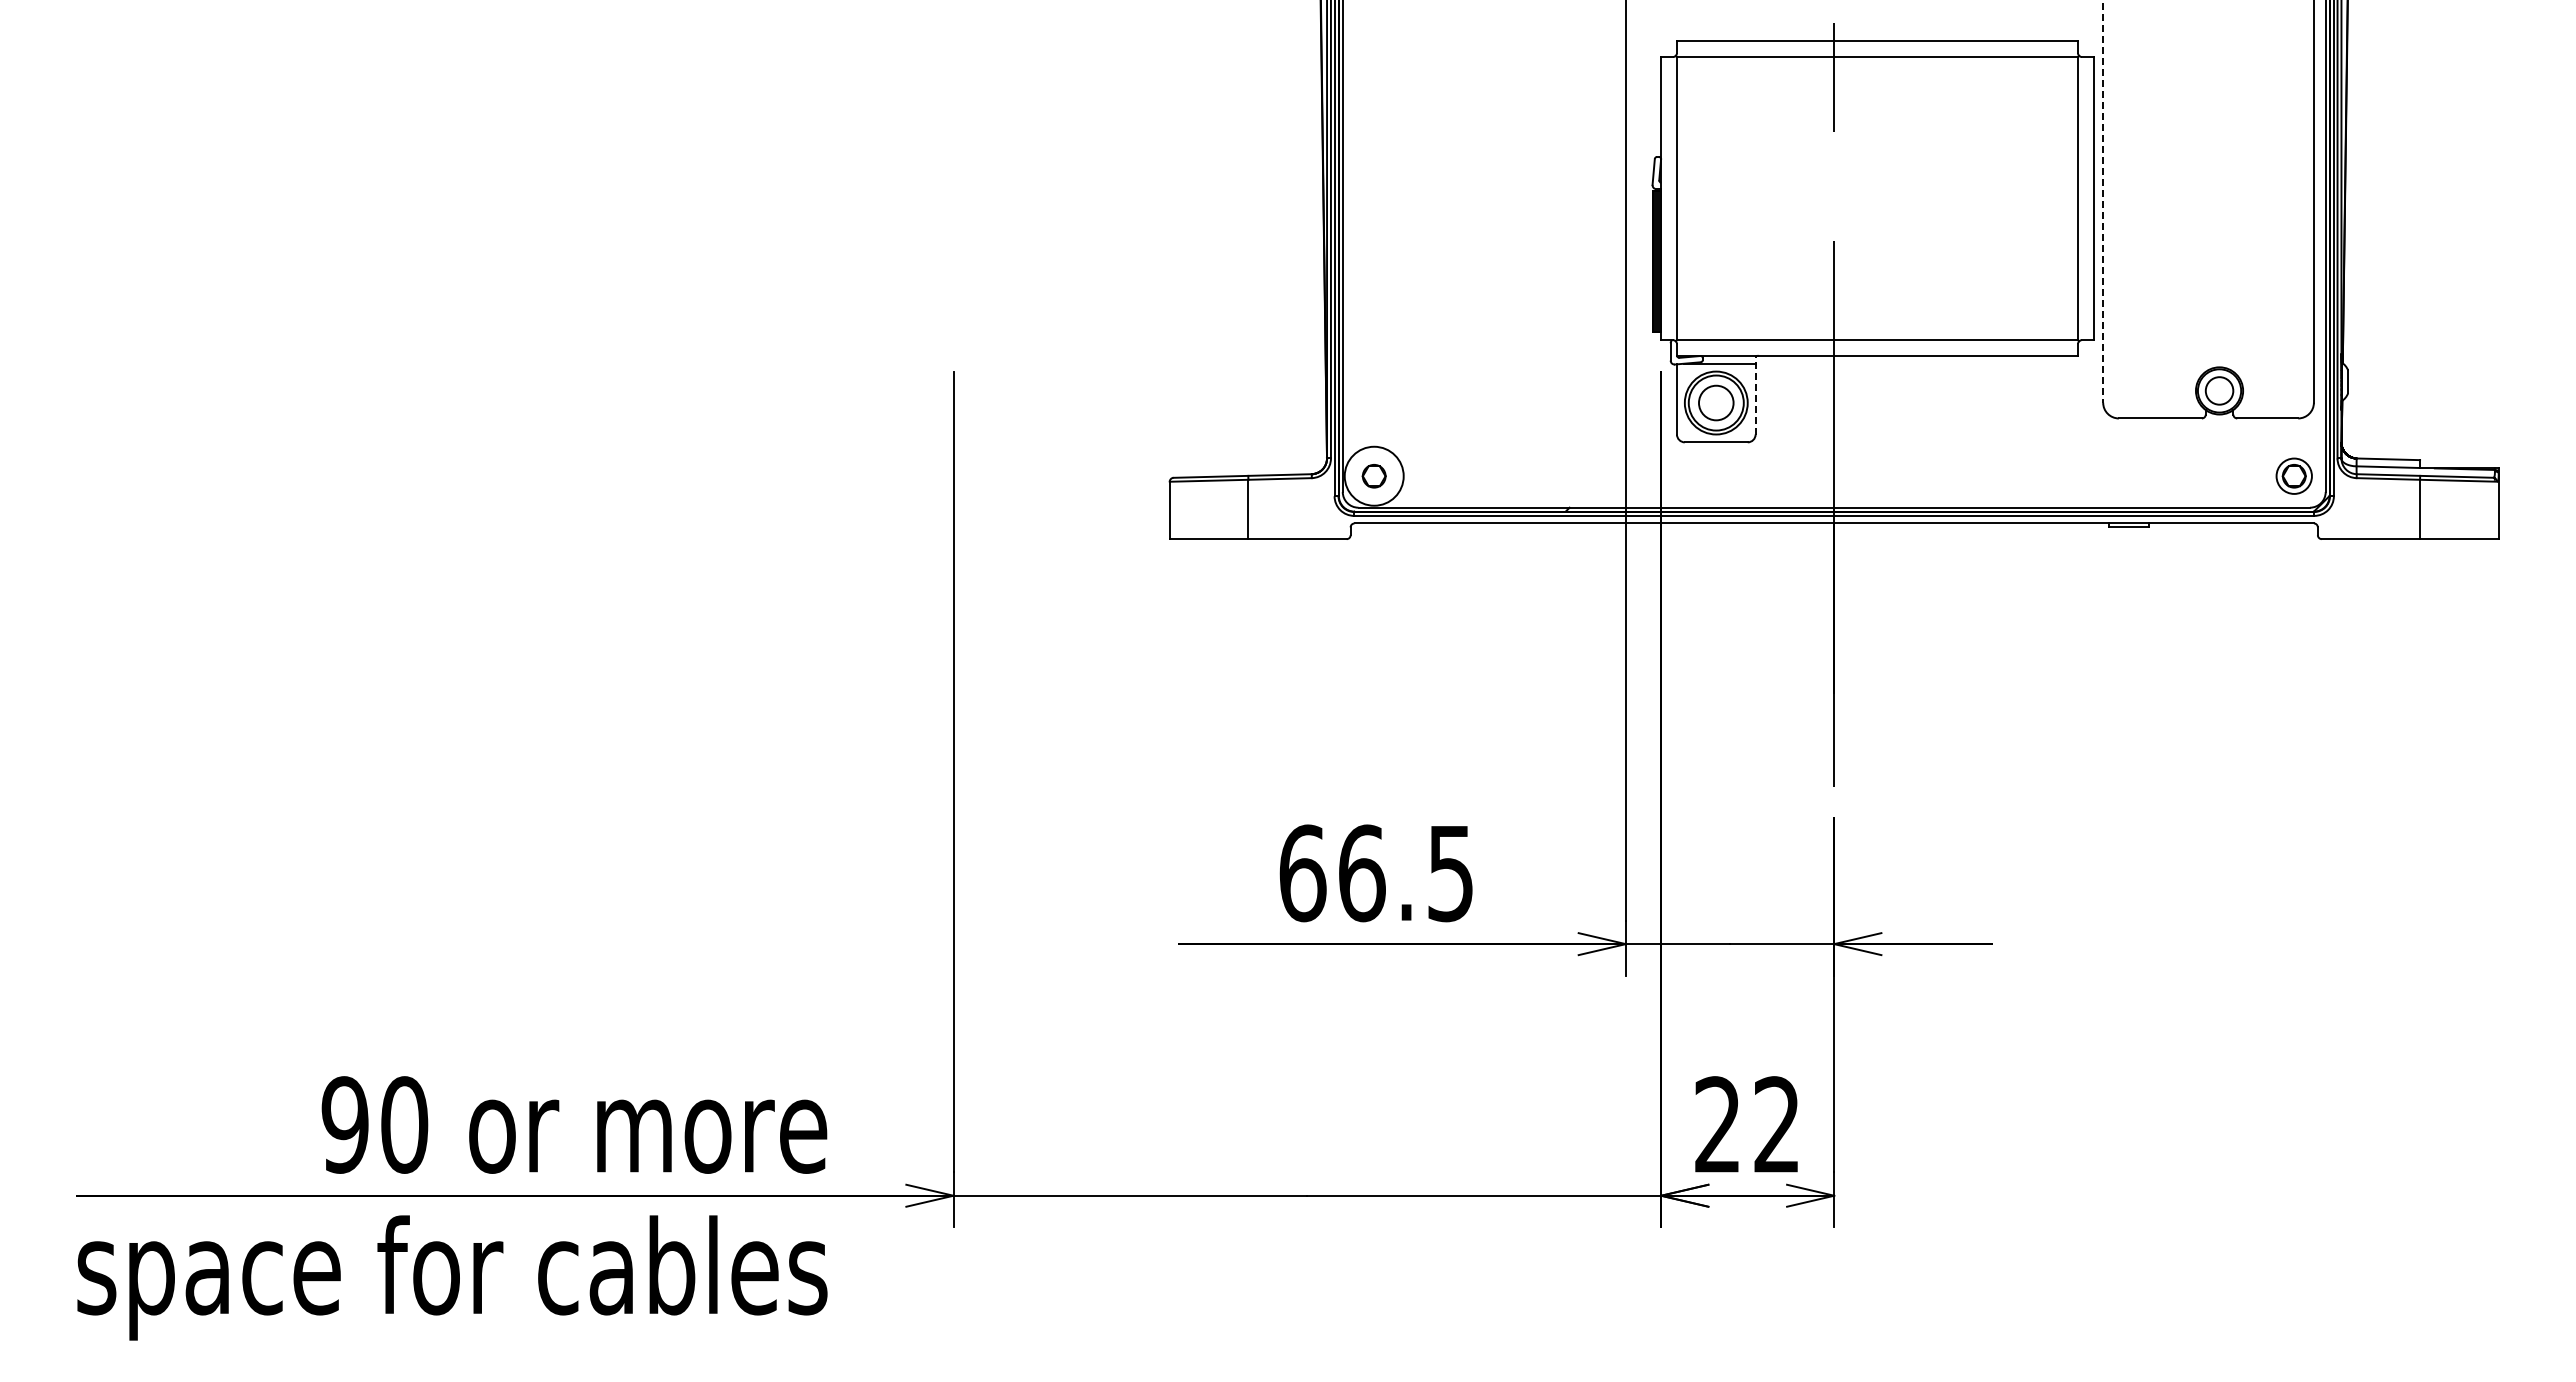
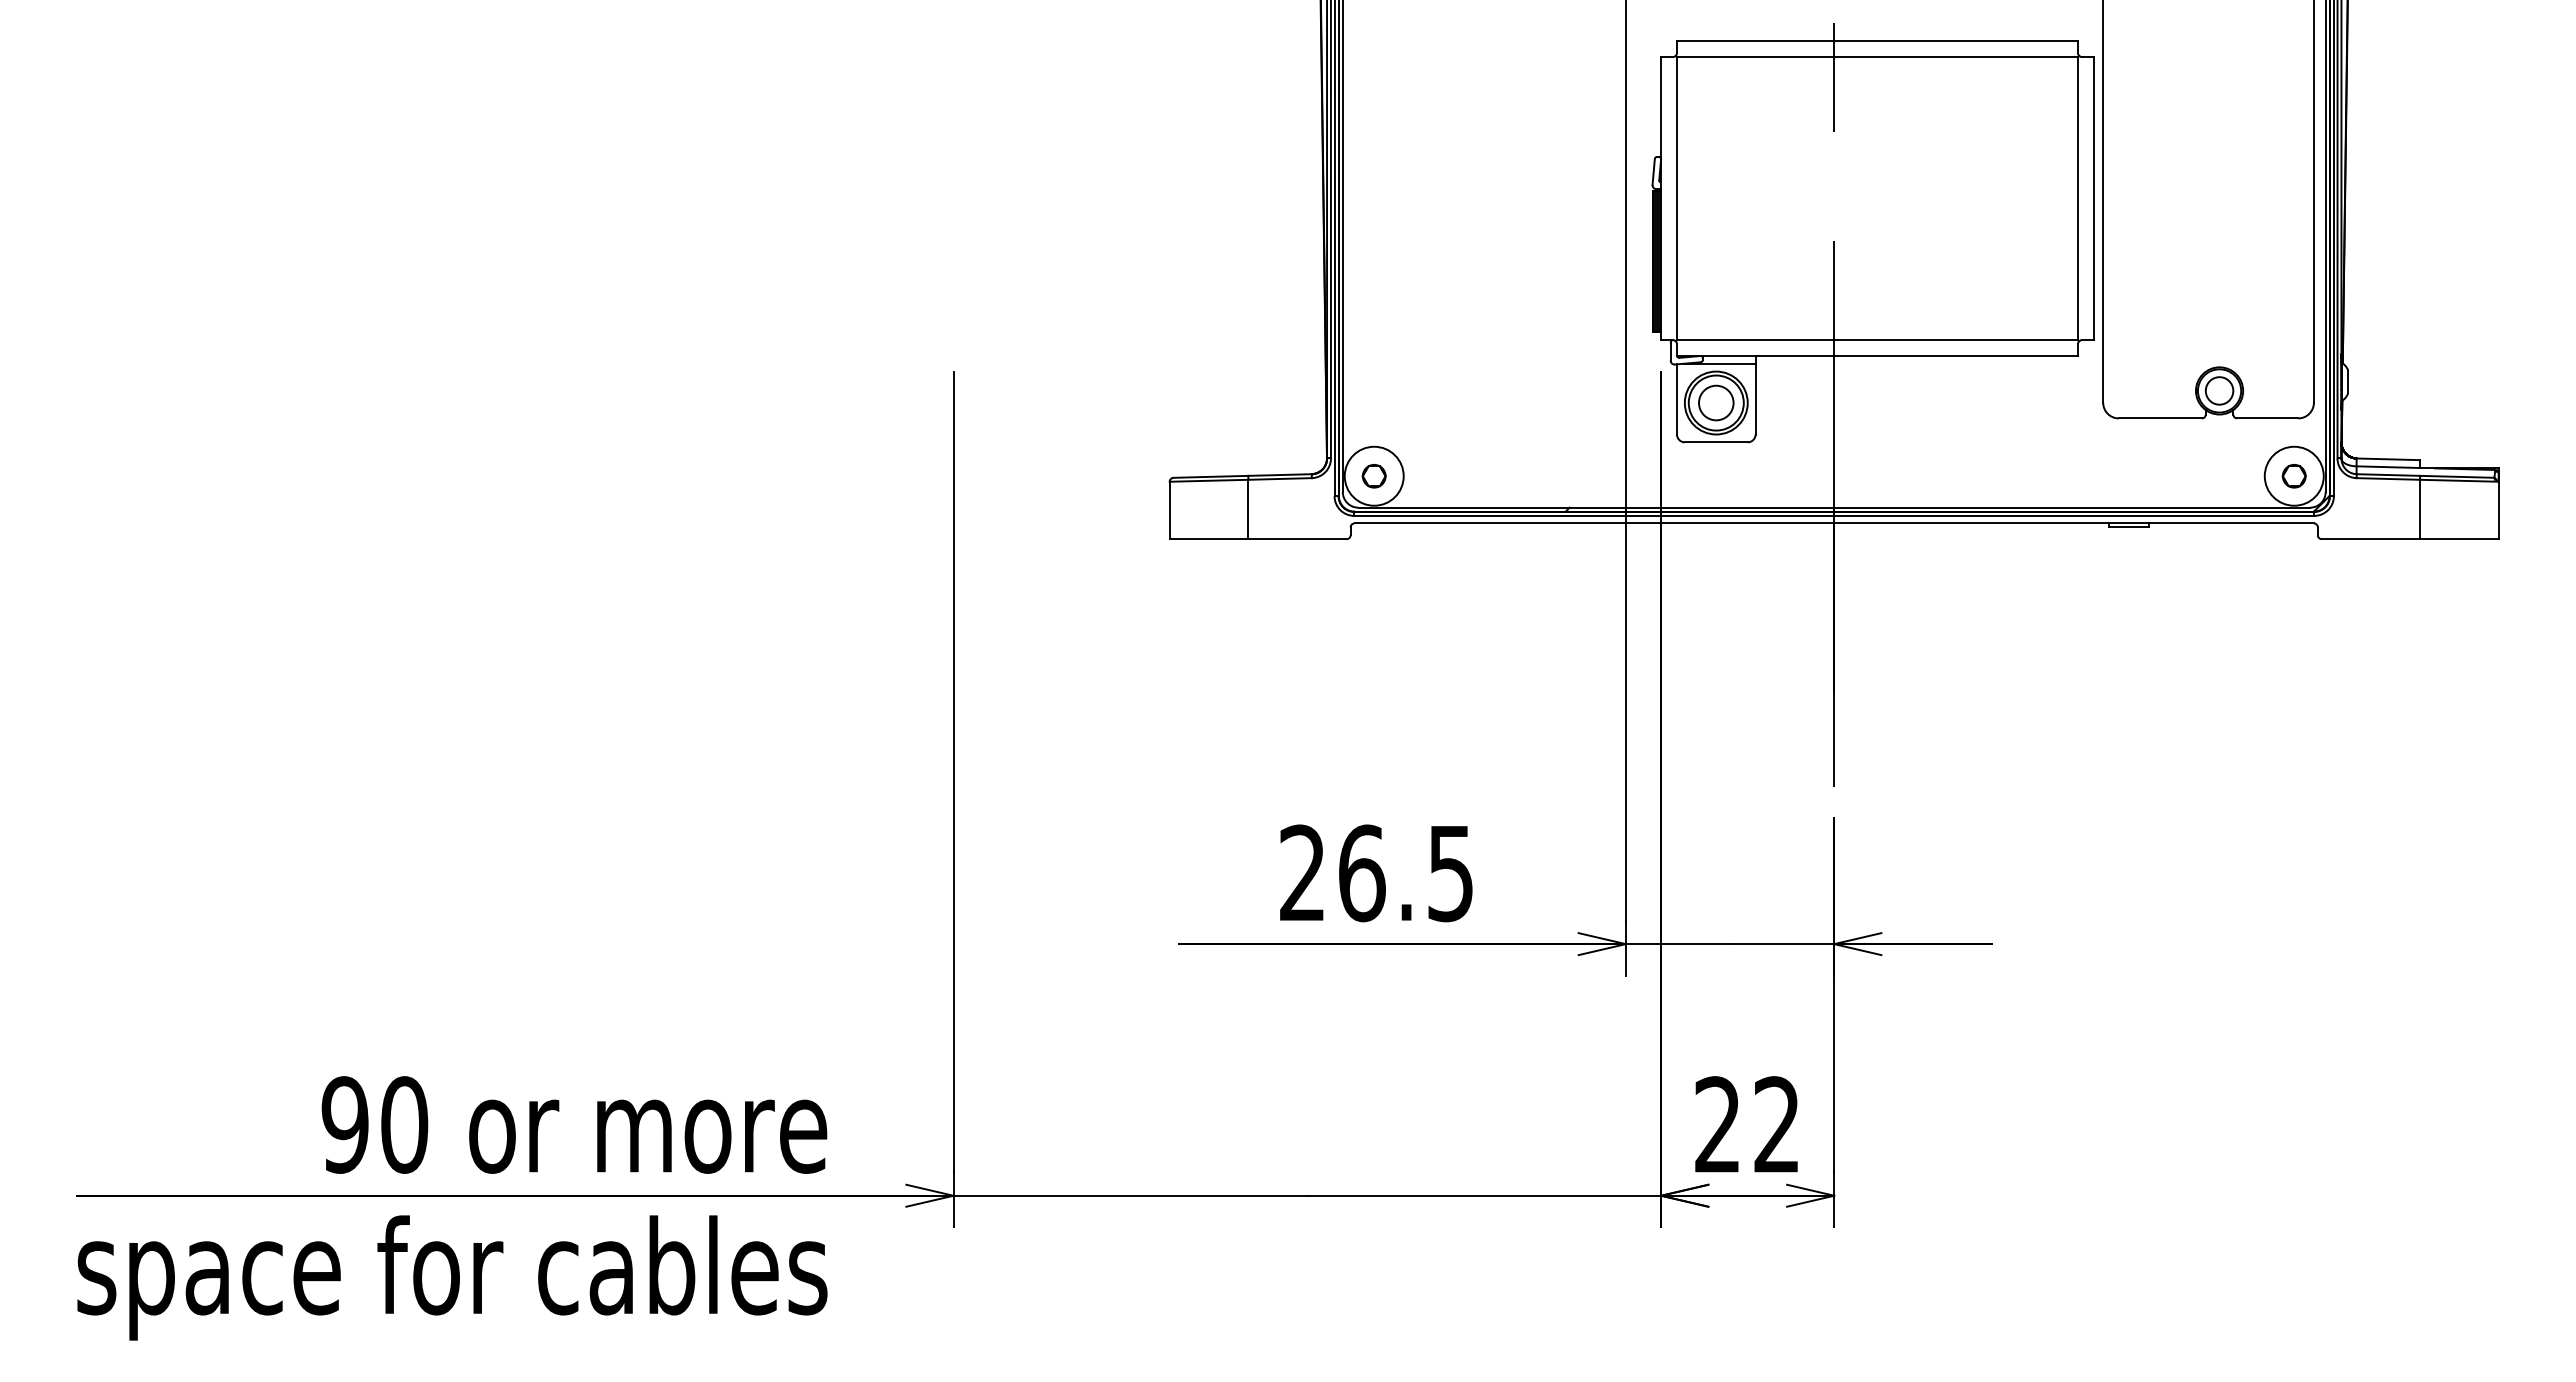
line: dashed -> solid (2103, 201)
line: dashed -> solid (1755, 395)
circle diameter: 35 px -> 59 px (2293, 475)
text: 66.5 -> 26.5 (1302, 873)
